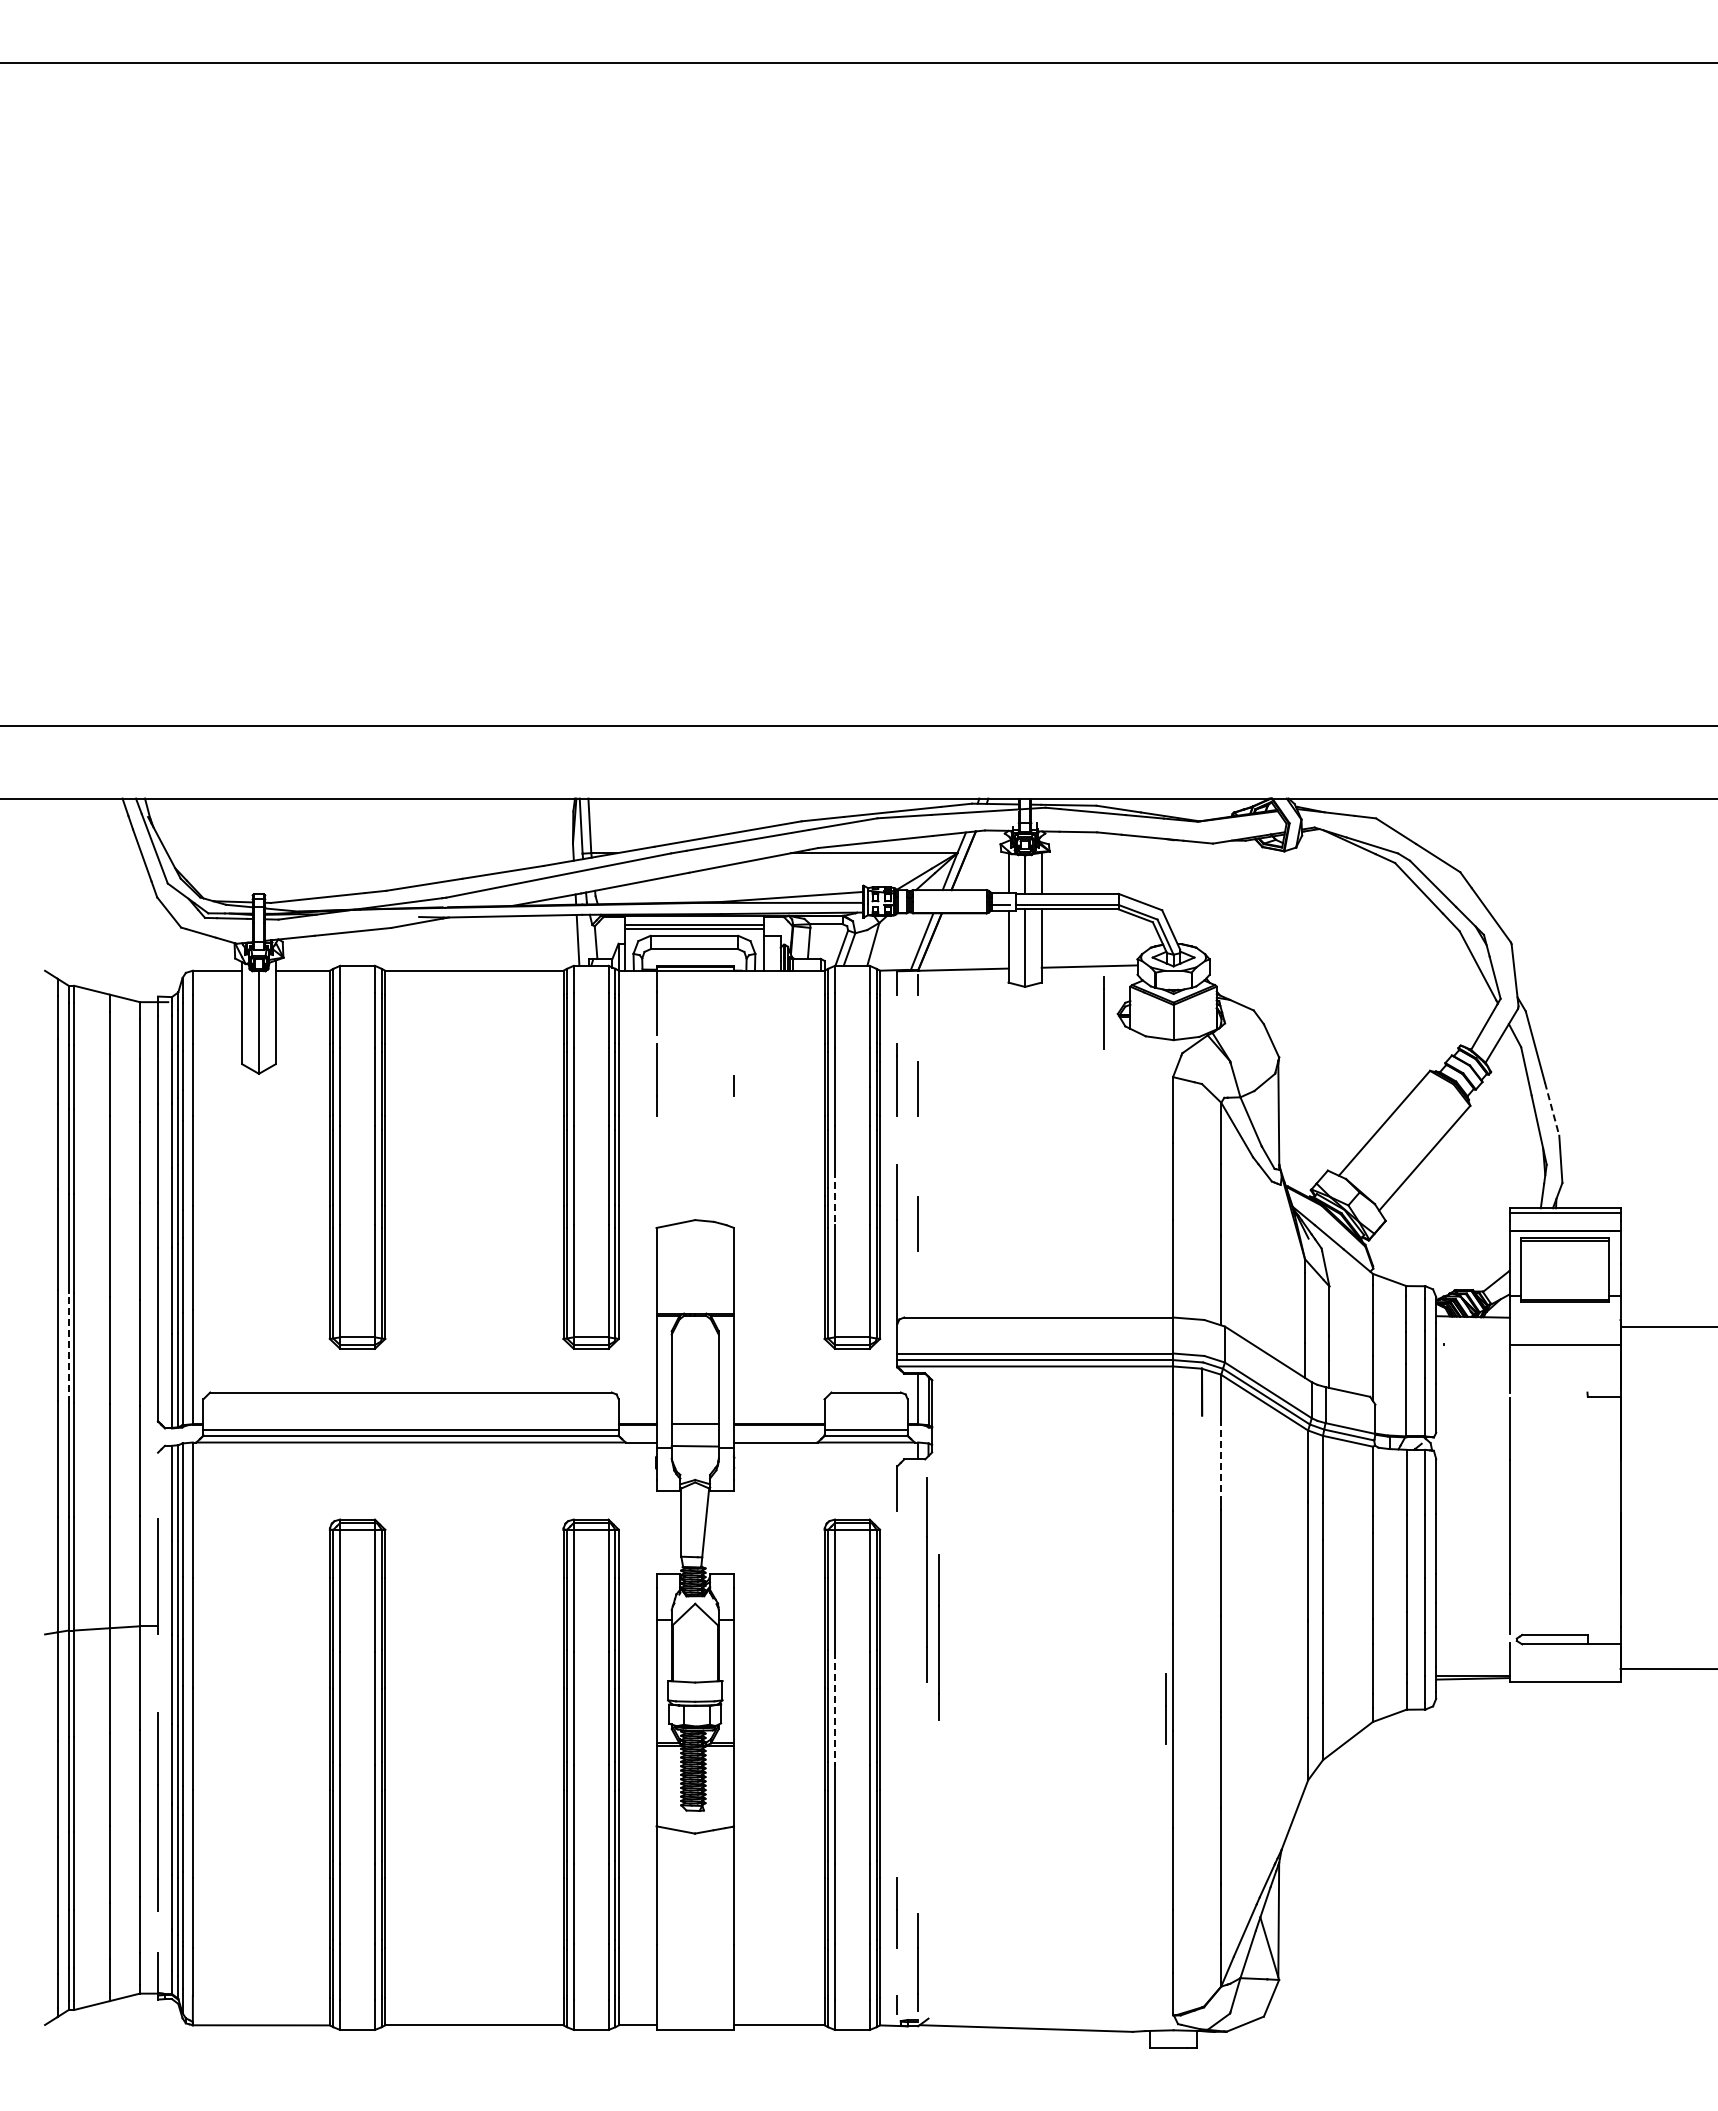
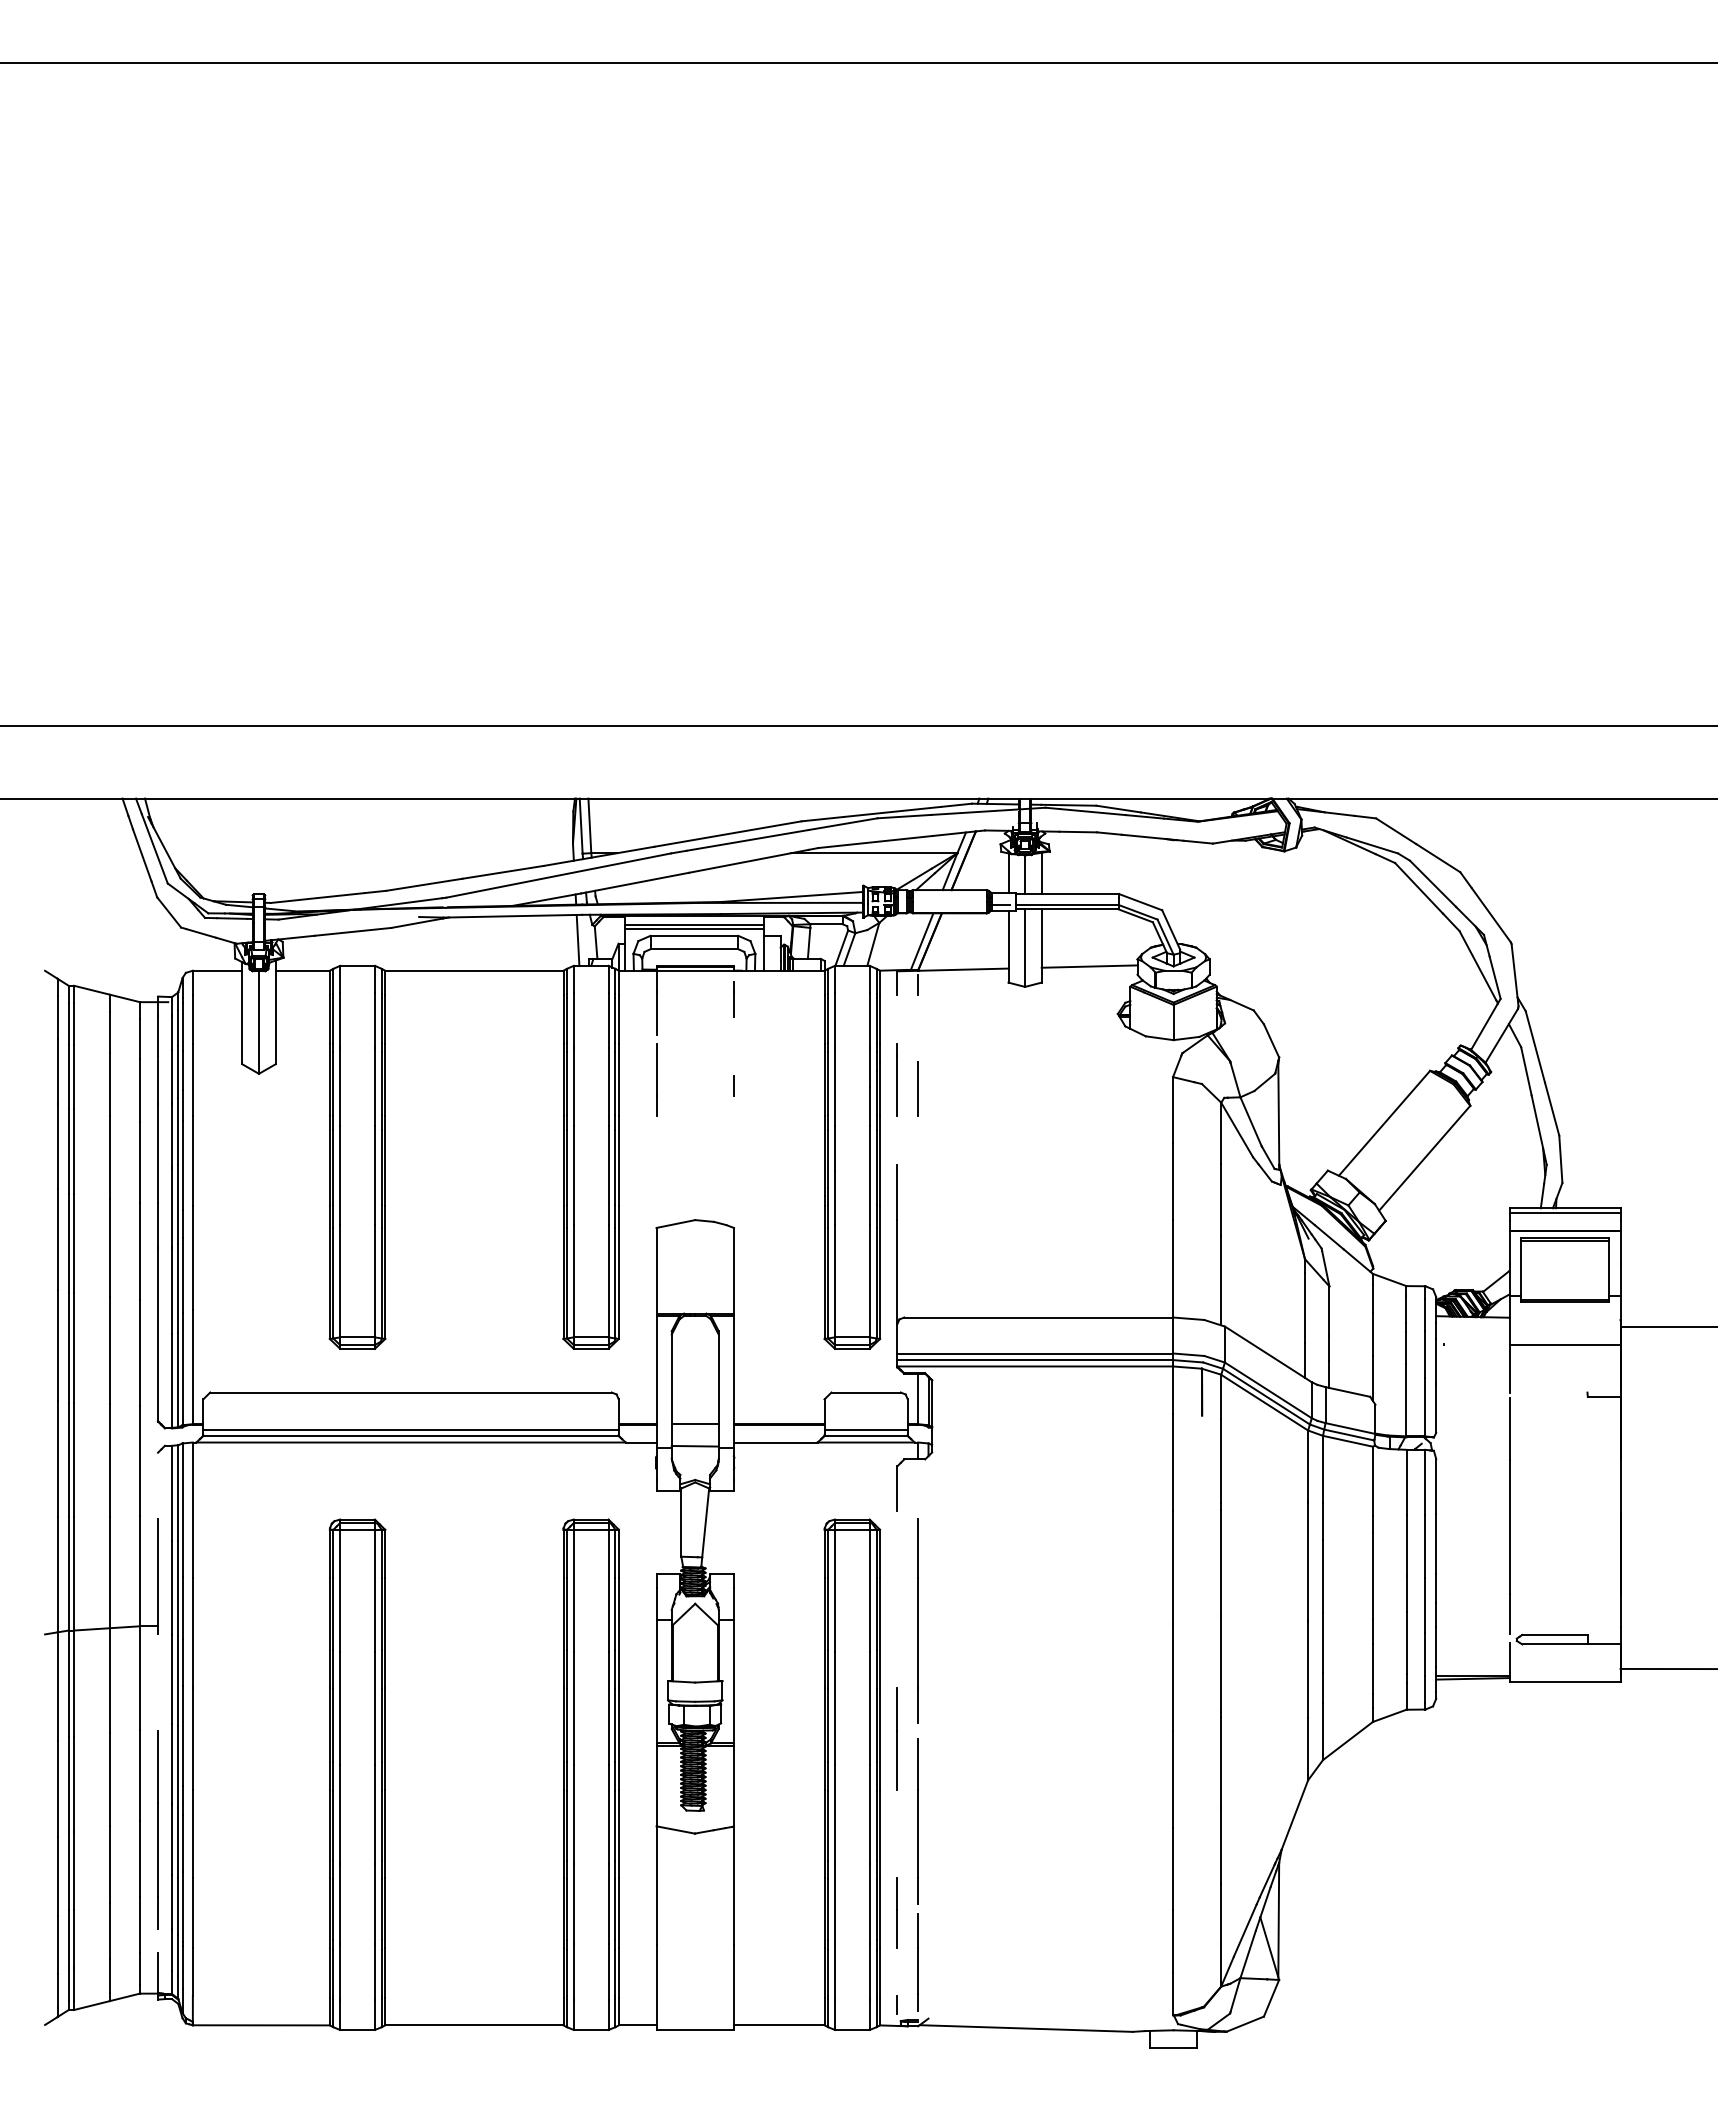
line: none -> present (733, 999)
line: present -> none (1103, 1012)
line: dashed -> solid (1552, 1109)
line: dashed -> solid (834, 1197)
line: present -> none (917, 1223)
line: dashed -> solid (68, 1347)
line: dashed -> solid (1221, 1460)
line position: (926, 1579) -> (917, 1620) (917, 1620)
line position: (938, 1637) -> (917, 1821) (917, 1821)
line: dashed -> solid (834, 1708)
line: present -> none (1165, 1708)
line: none -> present (896, 1738)
line position: (157, 1811) -> (157, 1829) (157, 1829)
